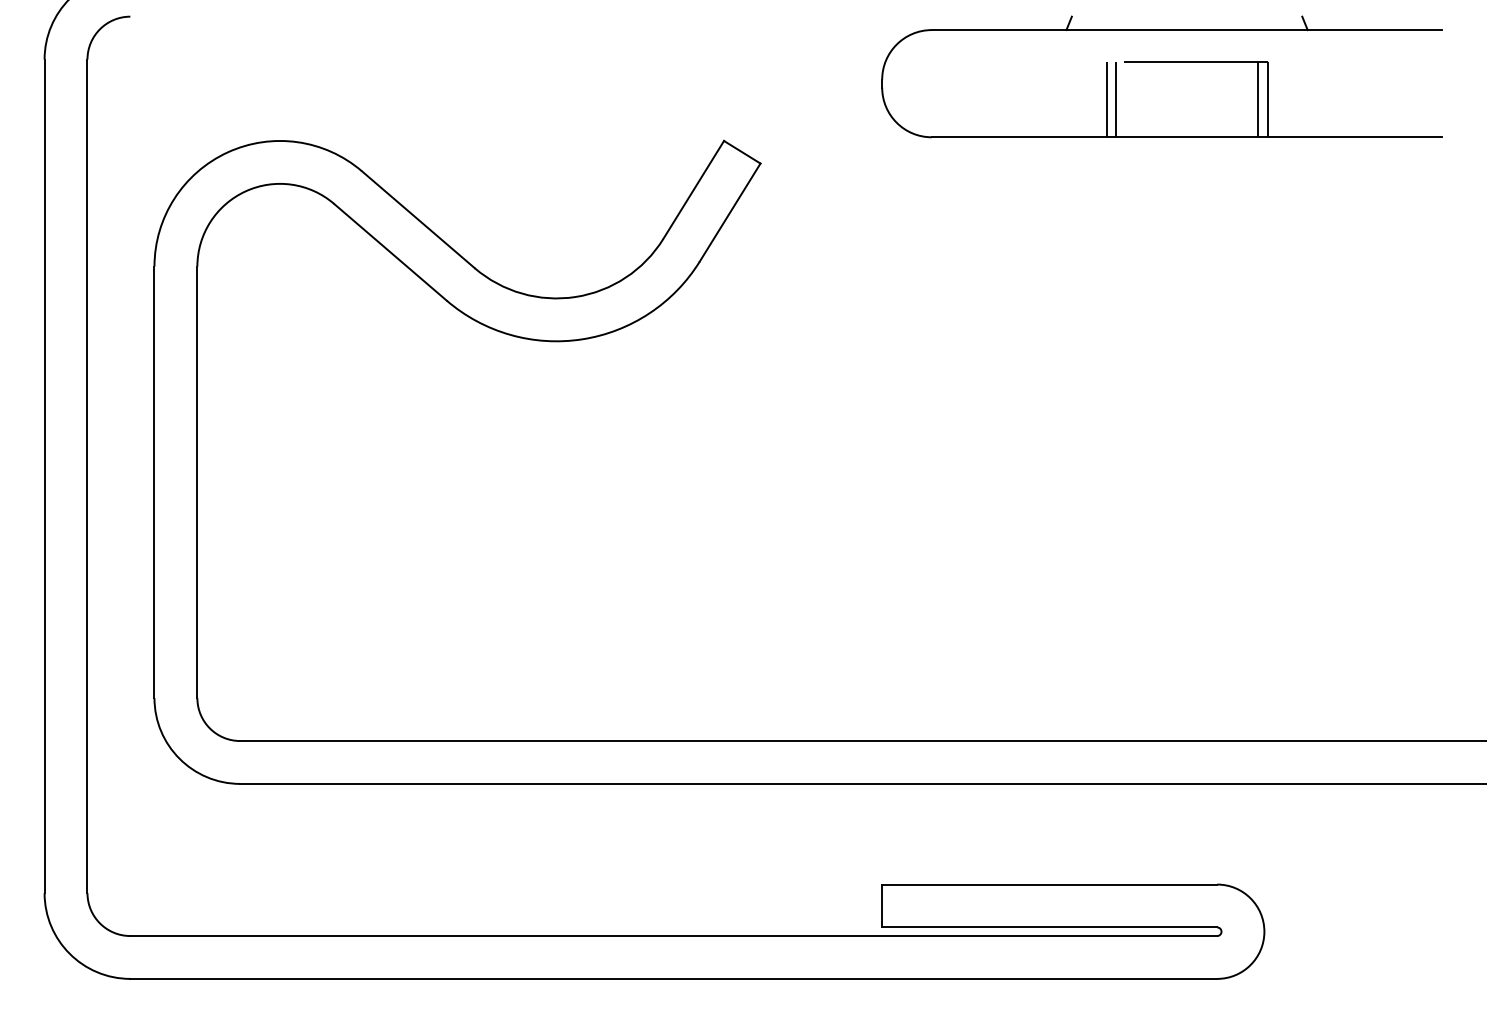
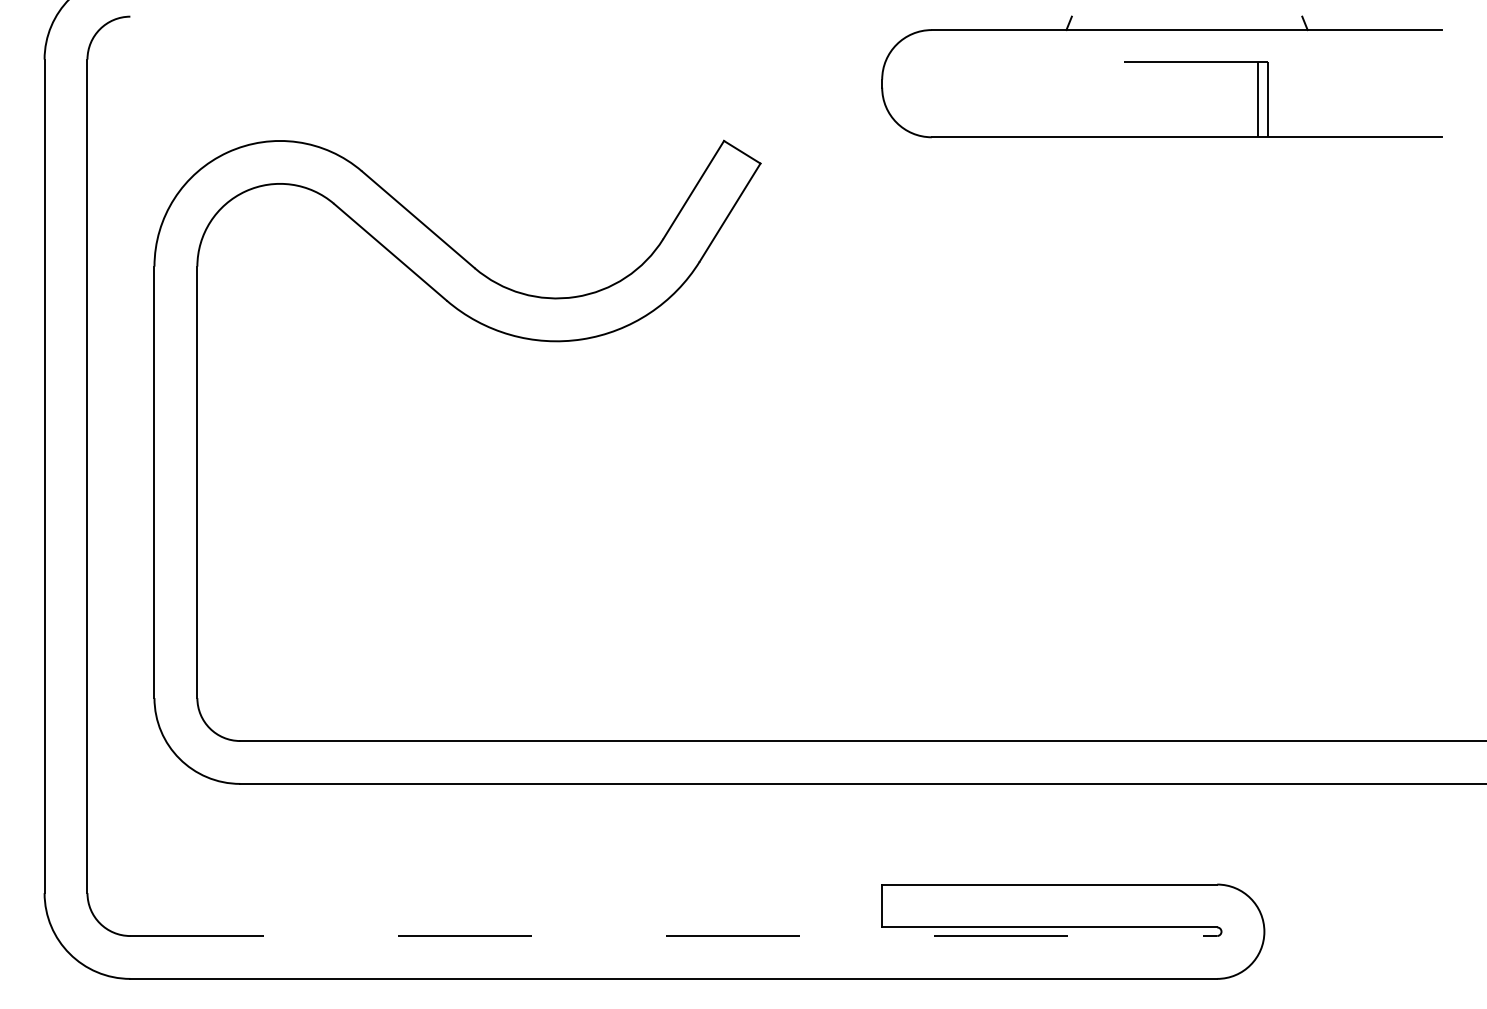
line: present -> none (1106, 99)
line: present -> none (1116, 99)
line: solid -> dashed (674, 936)
